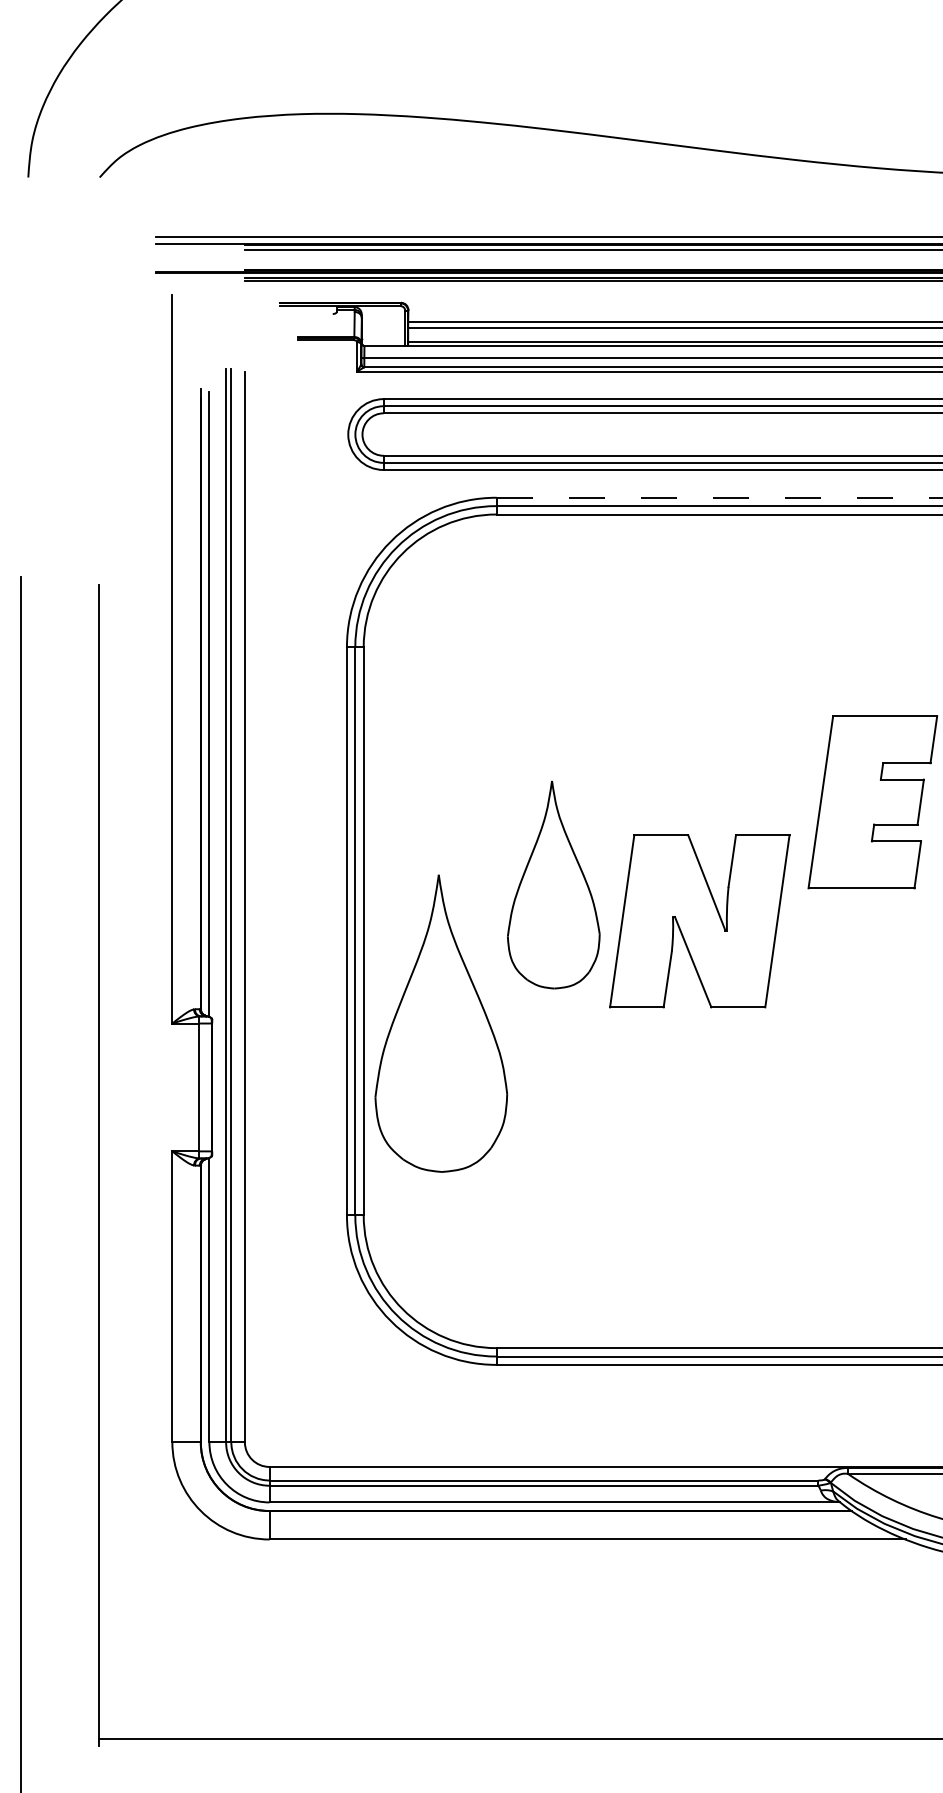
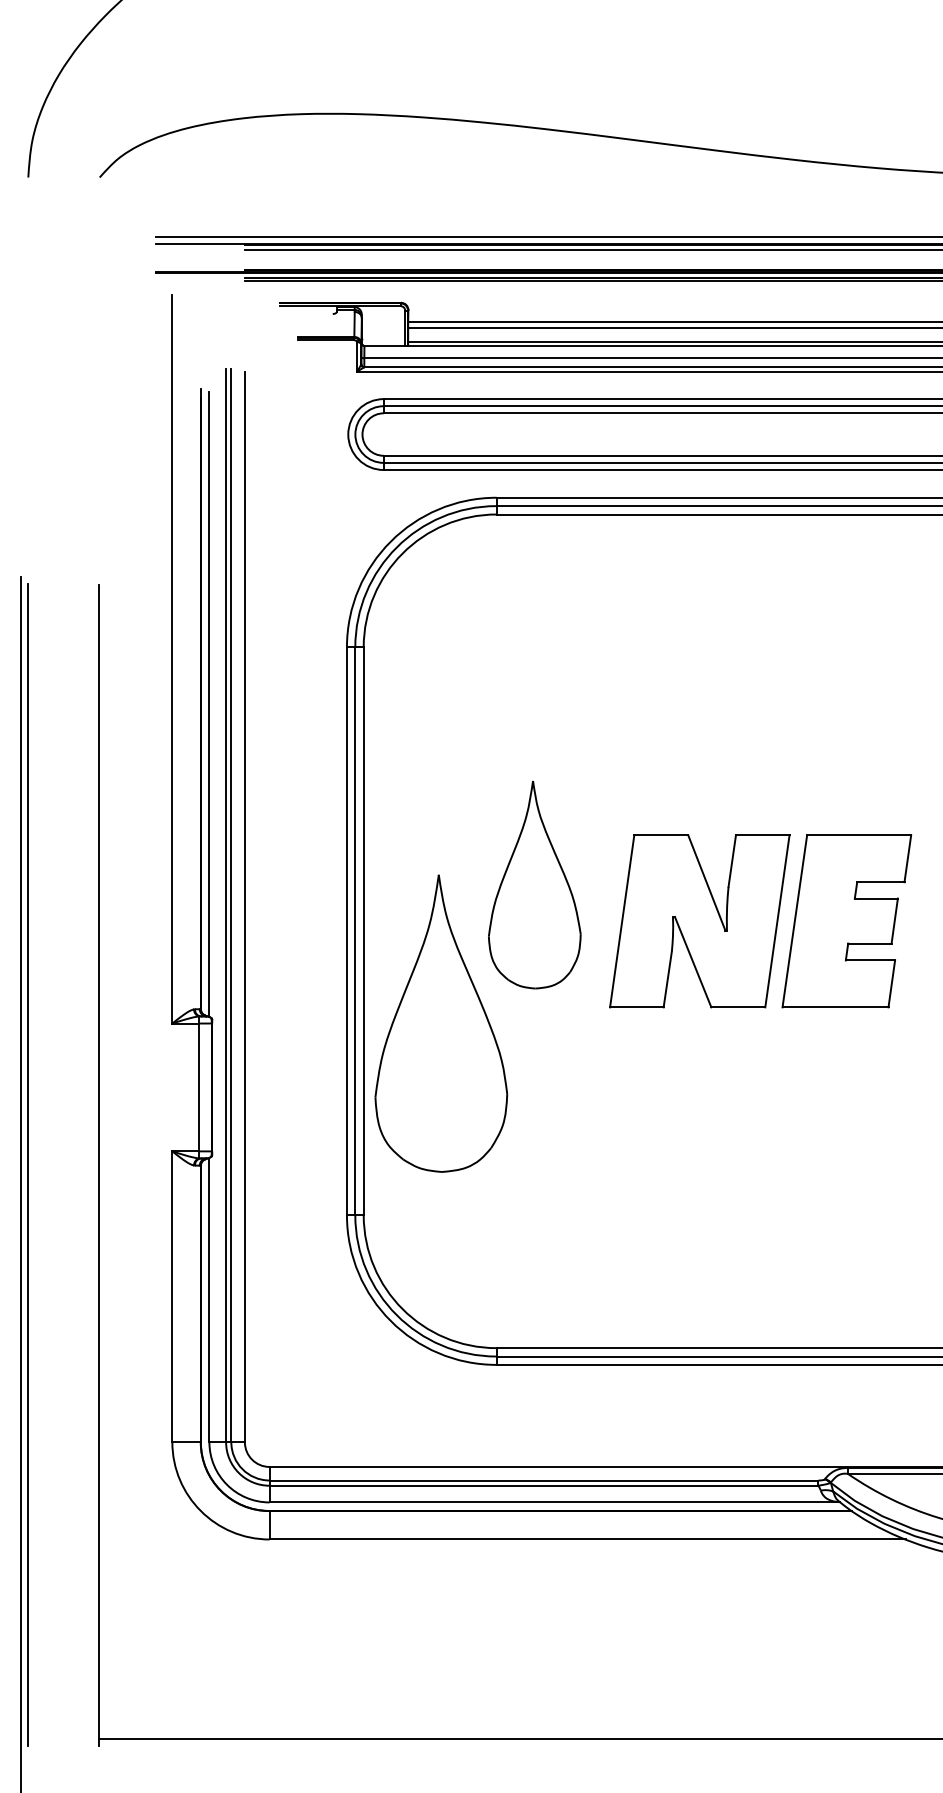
line: dashed -> solid (719, 497)
part position: (872, 802) -> (846, 921) (846, 921)
part position: (553, 885) -> (534, 885) (534, 885)
line: none -> present (28, 1165)
